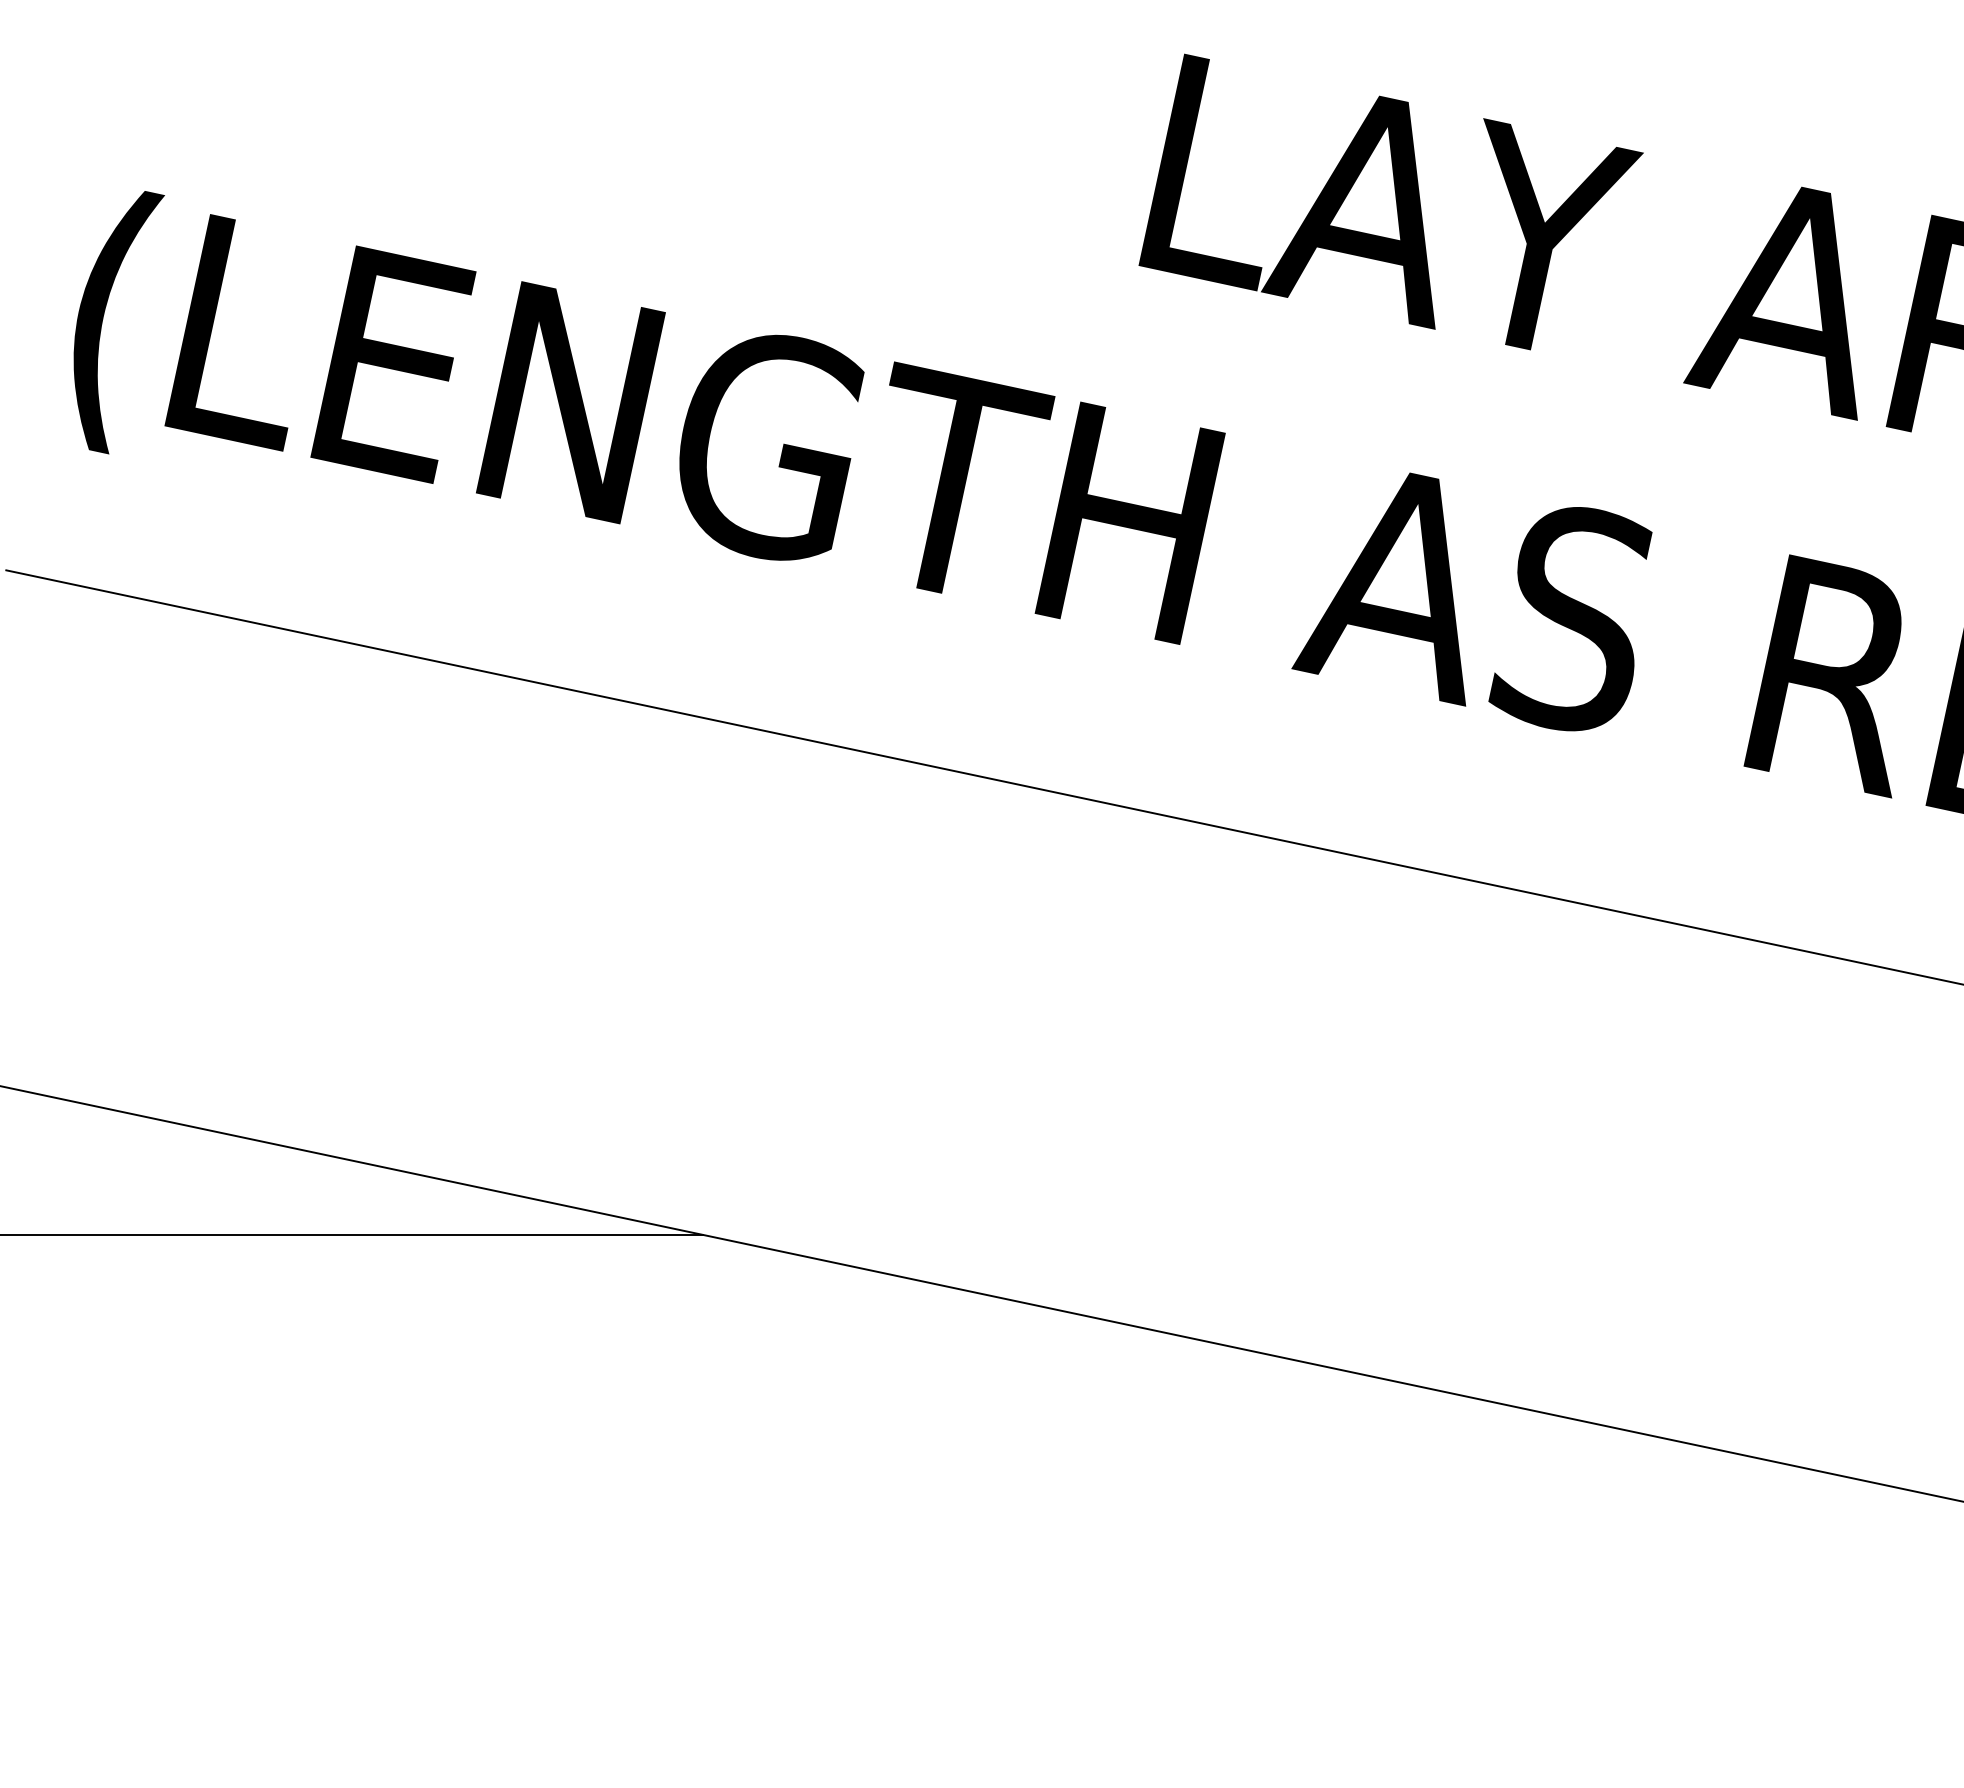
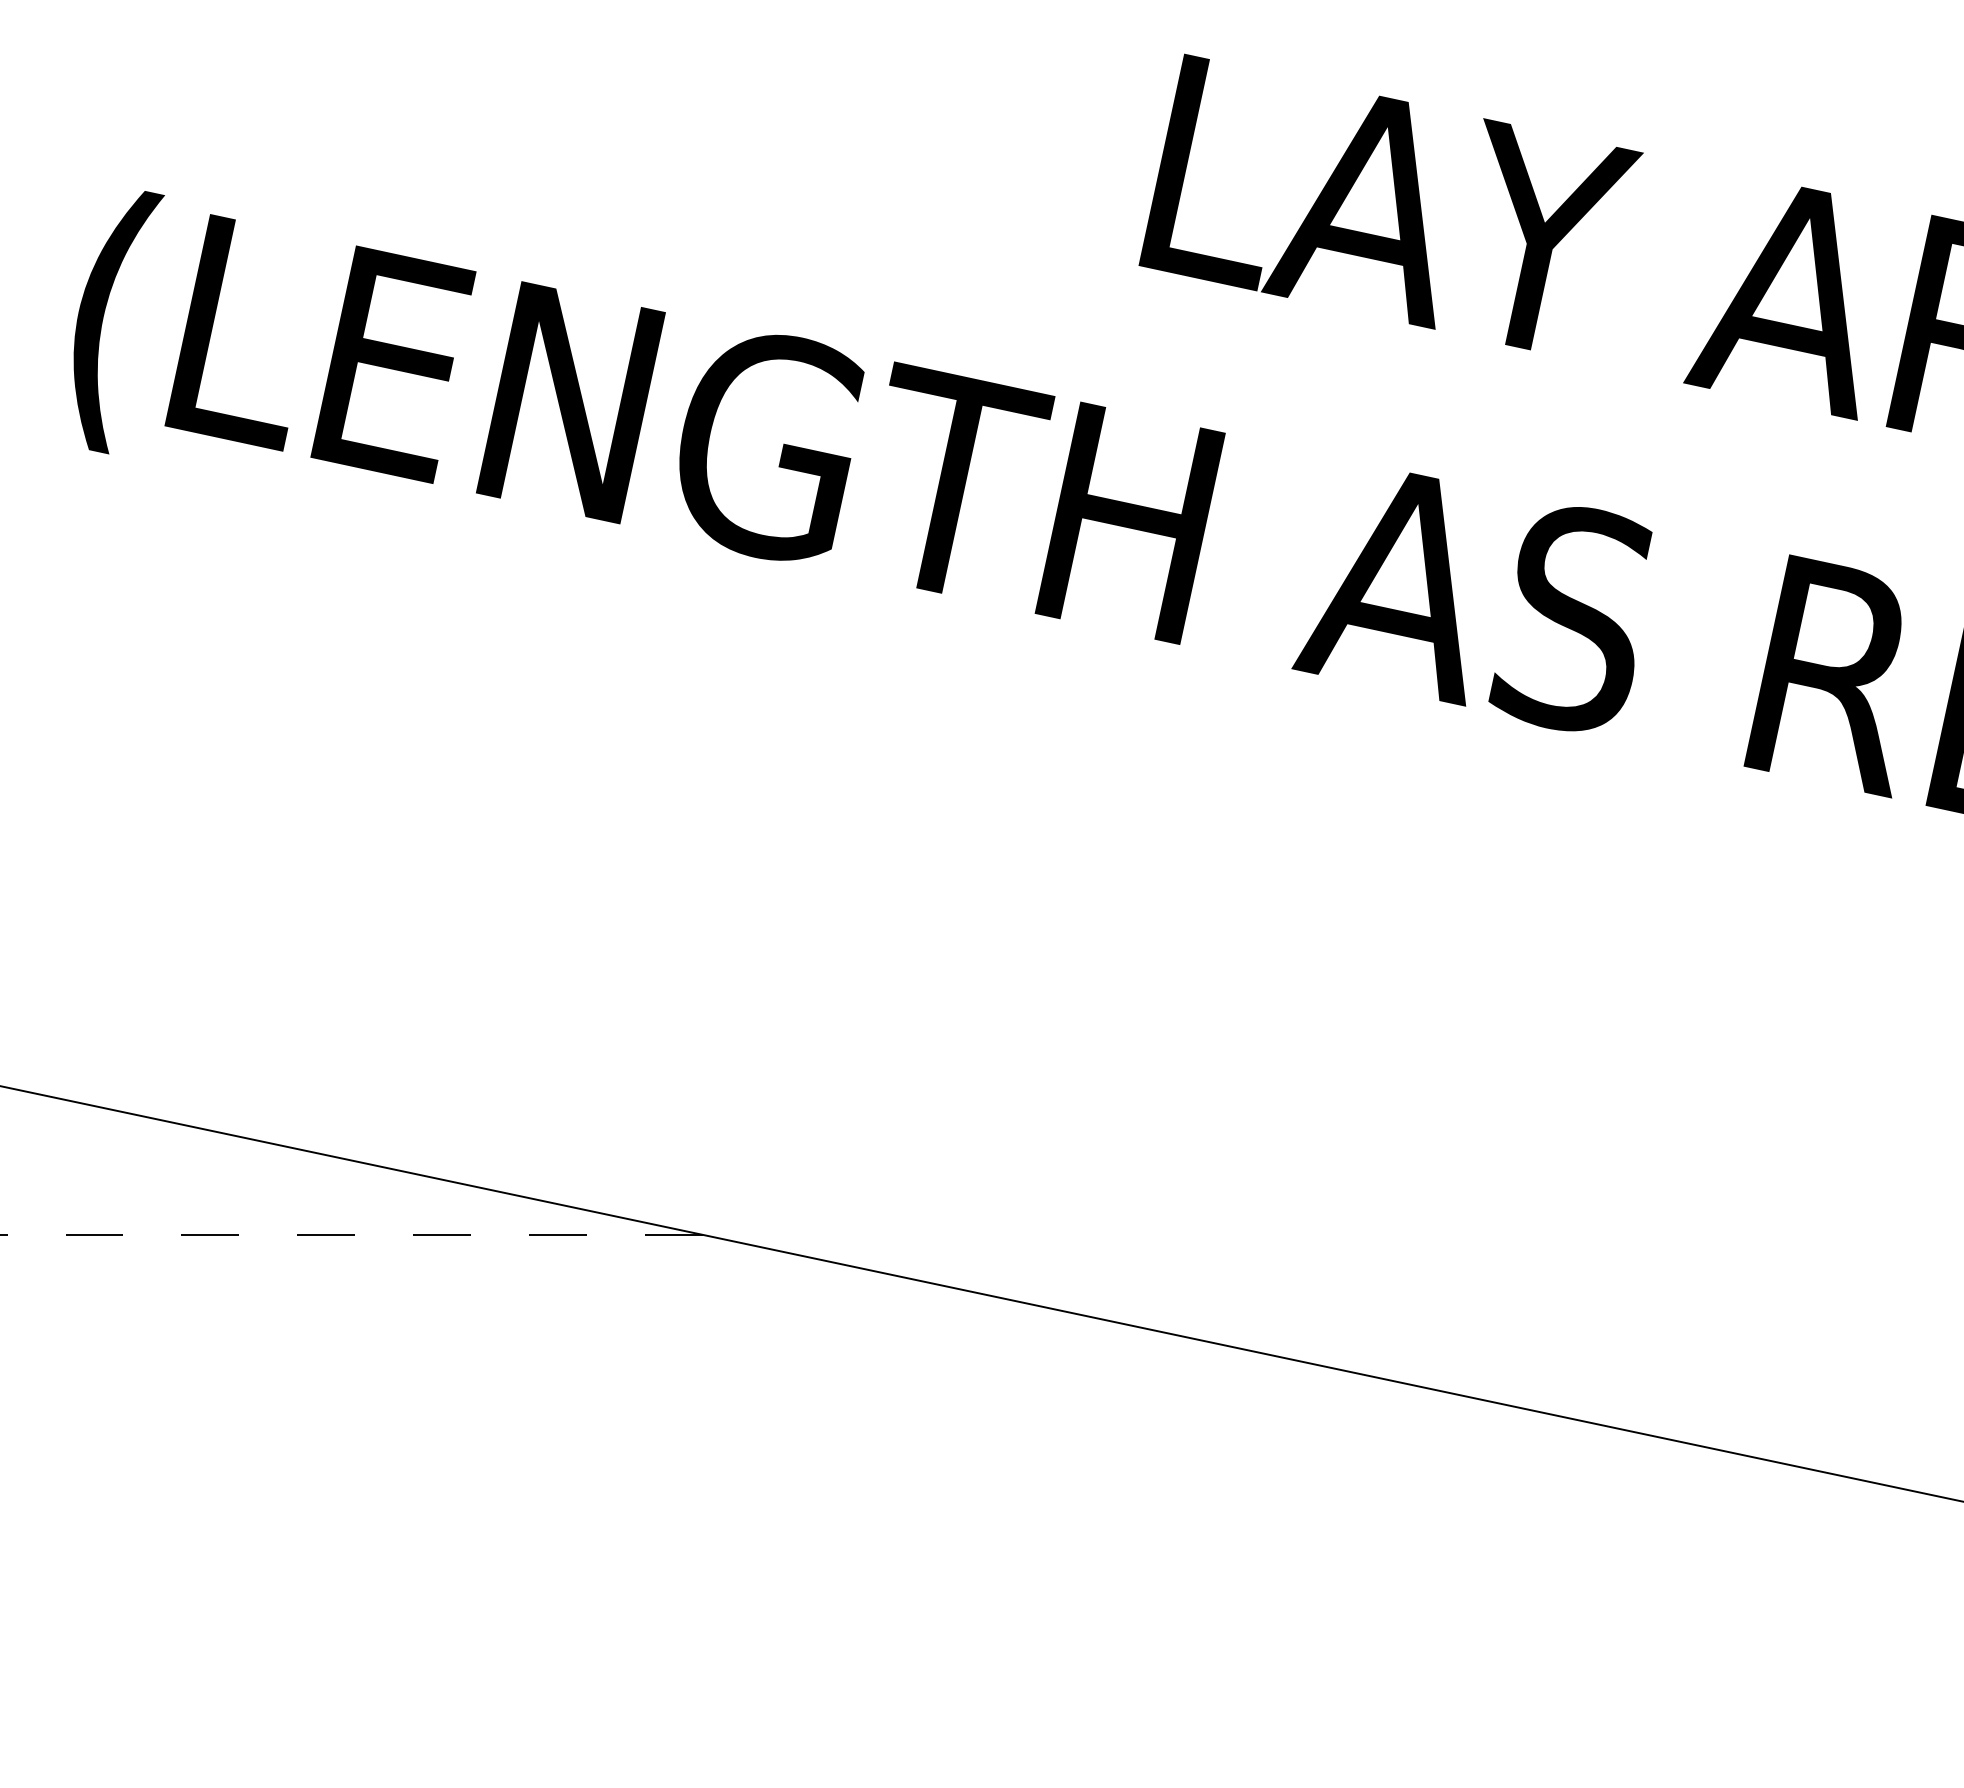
line: present -> none (983, 777)
line: solid -> dashed (351, 1234)
